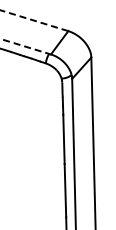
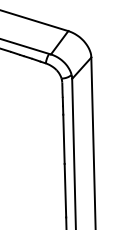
line: dashed -> solid (33, 20)
line: dashed -> solid (25, 46)
